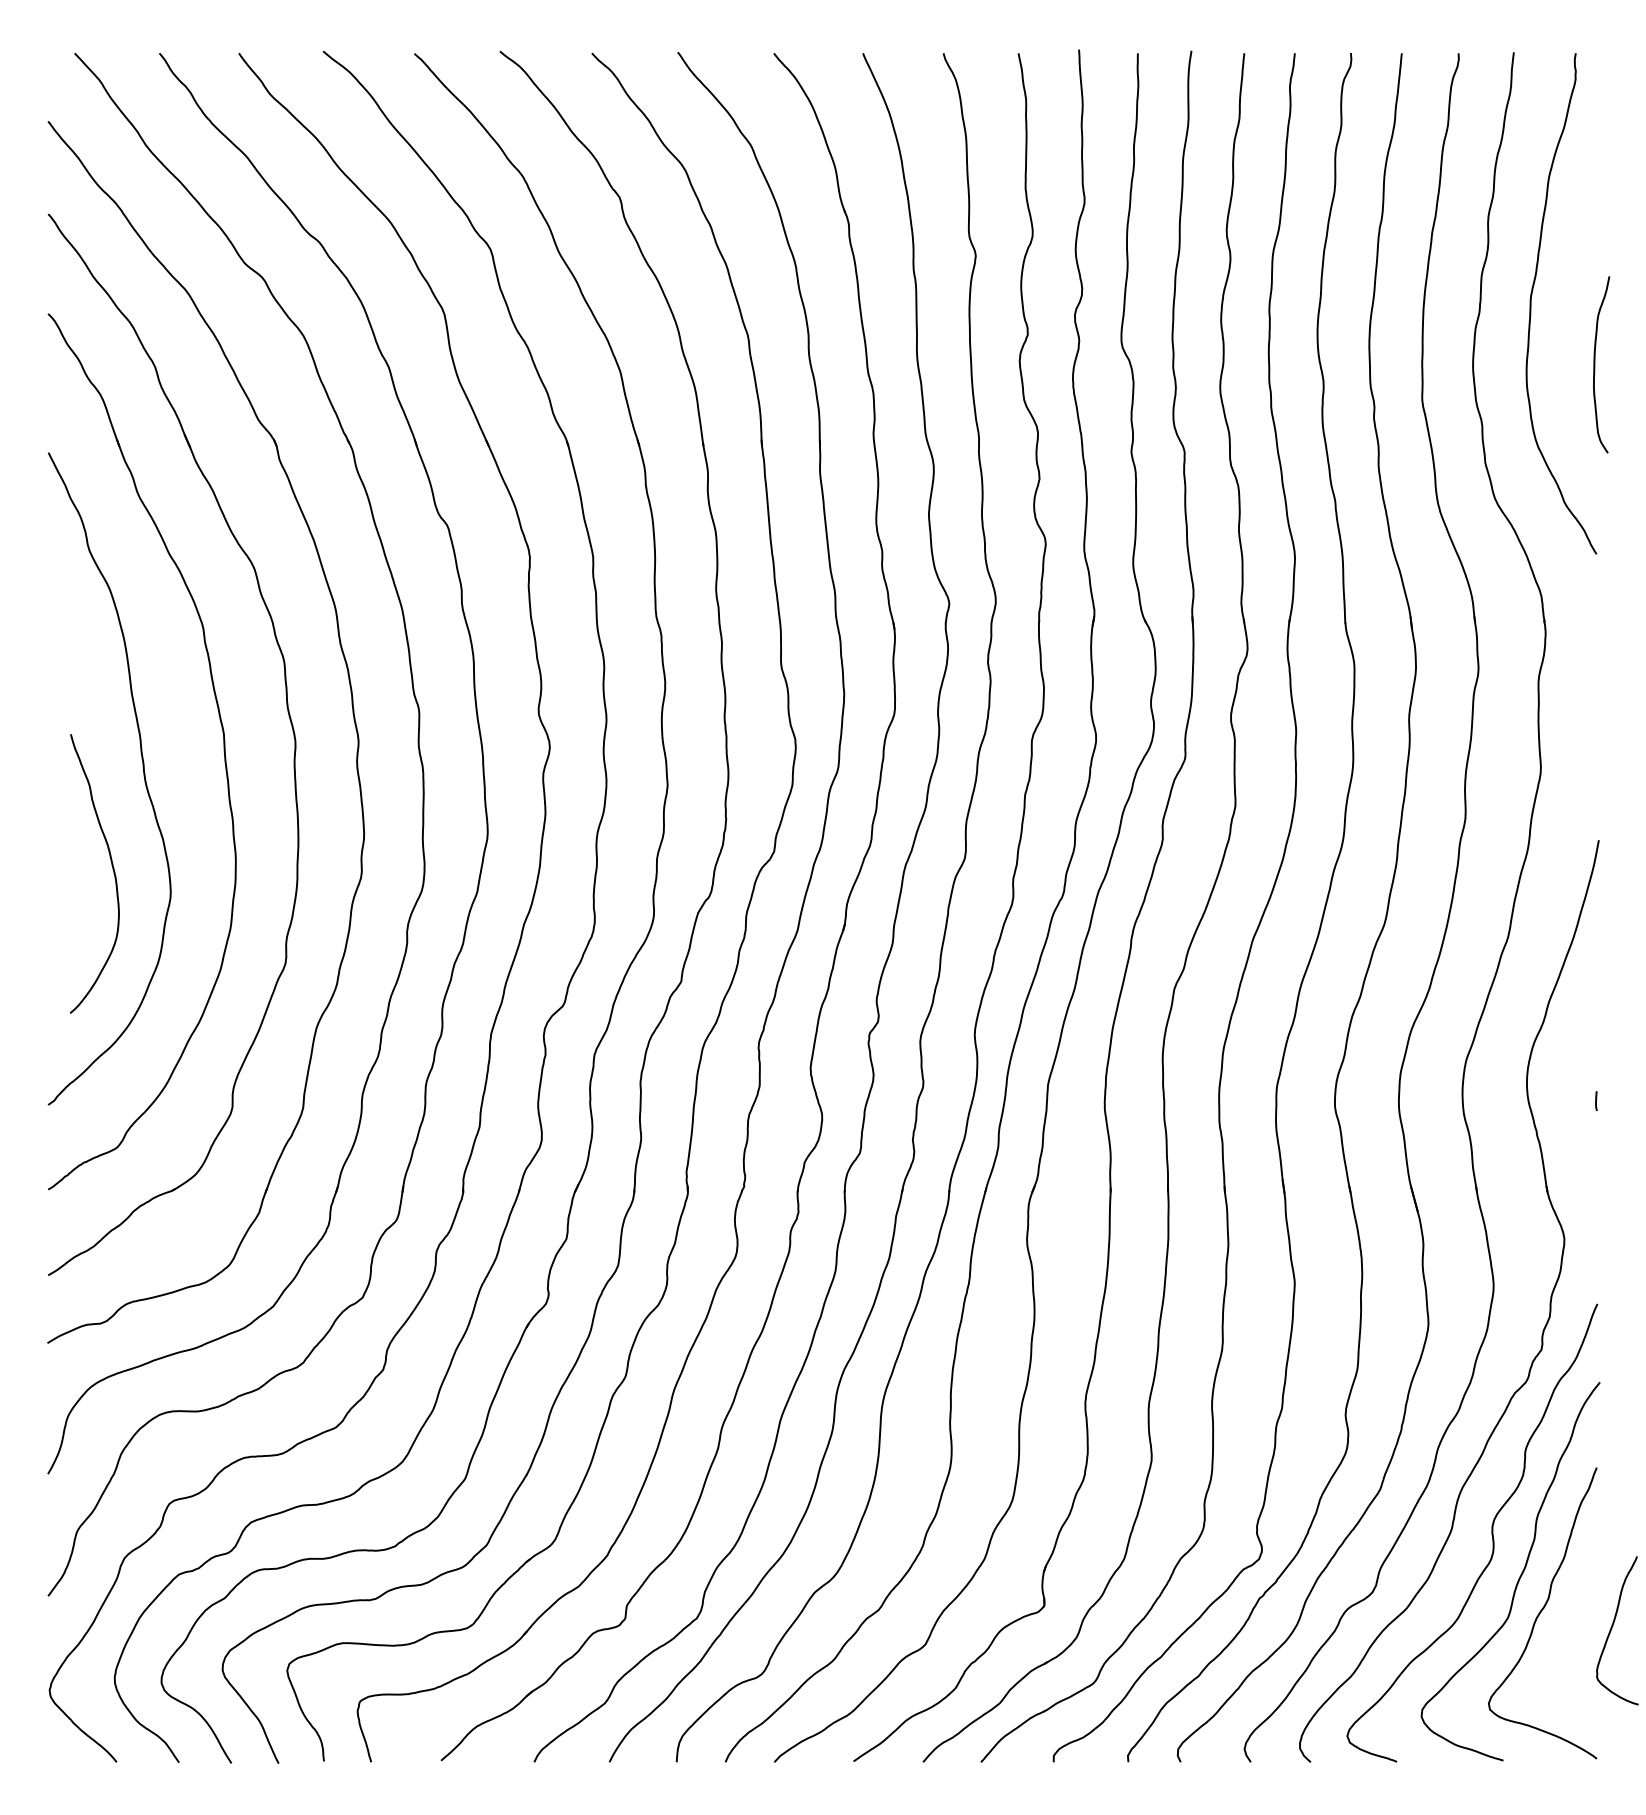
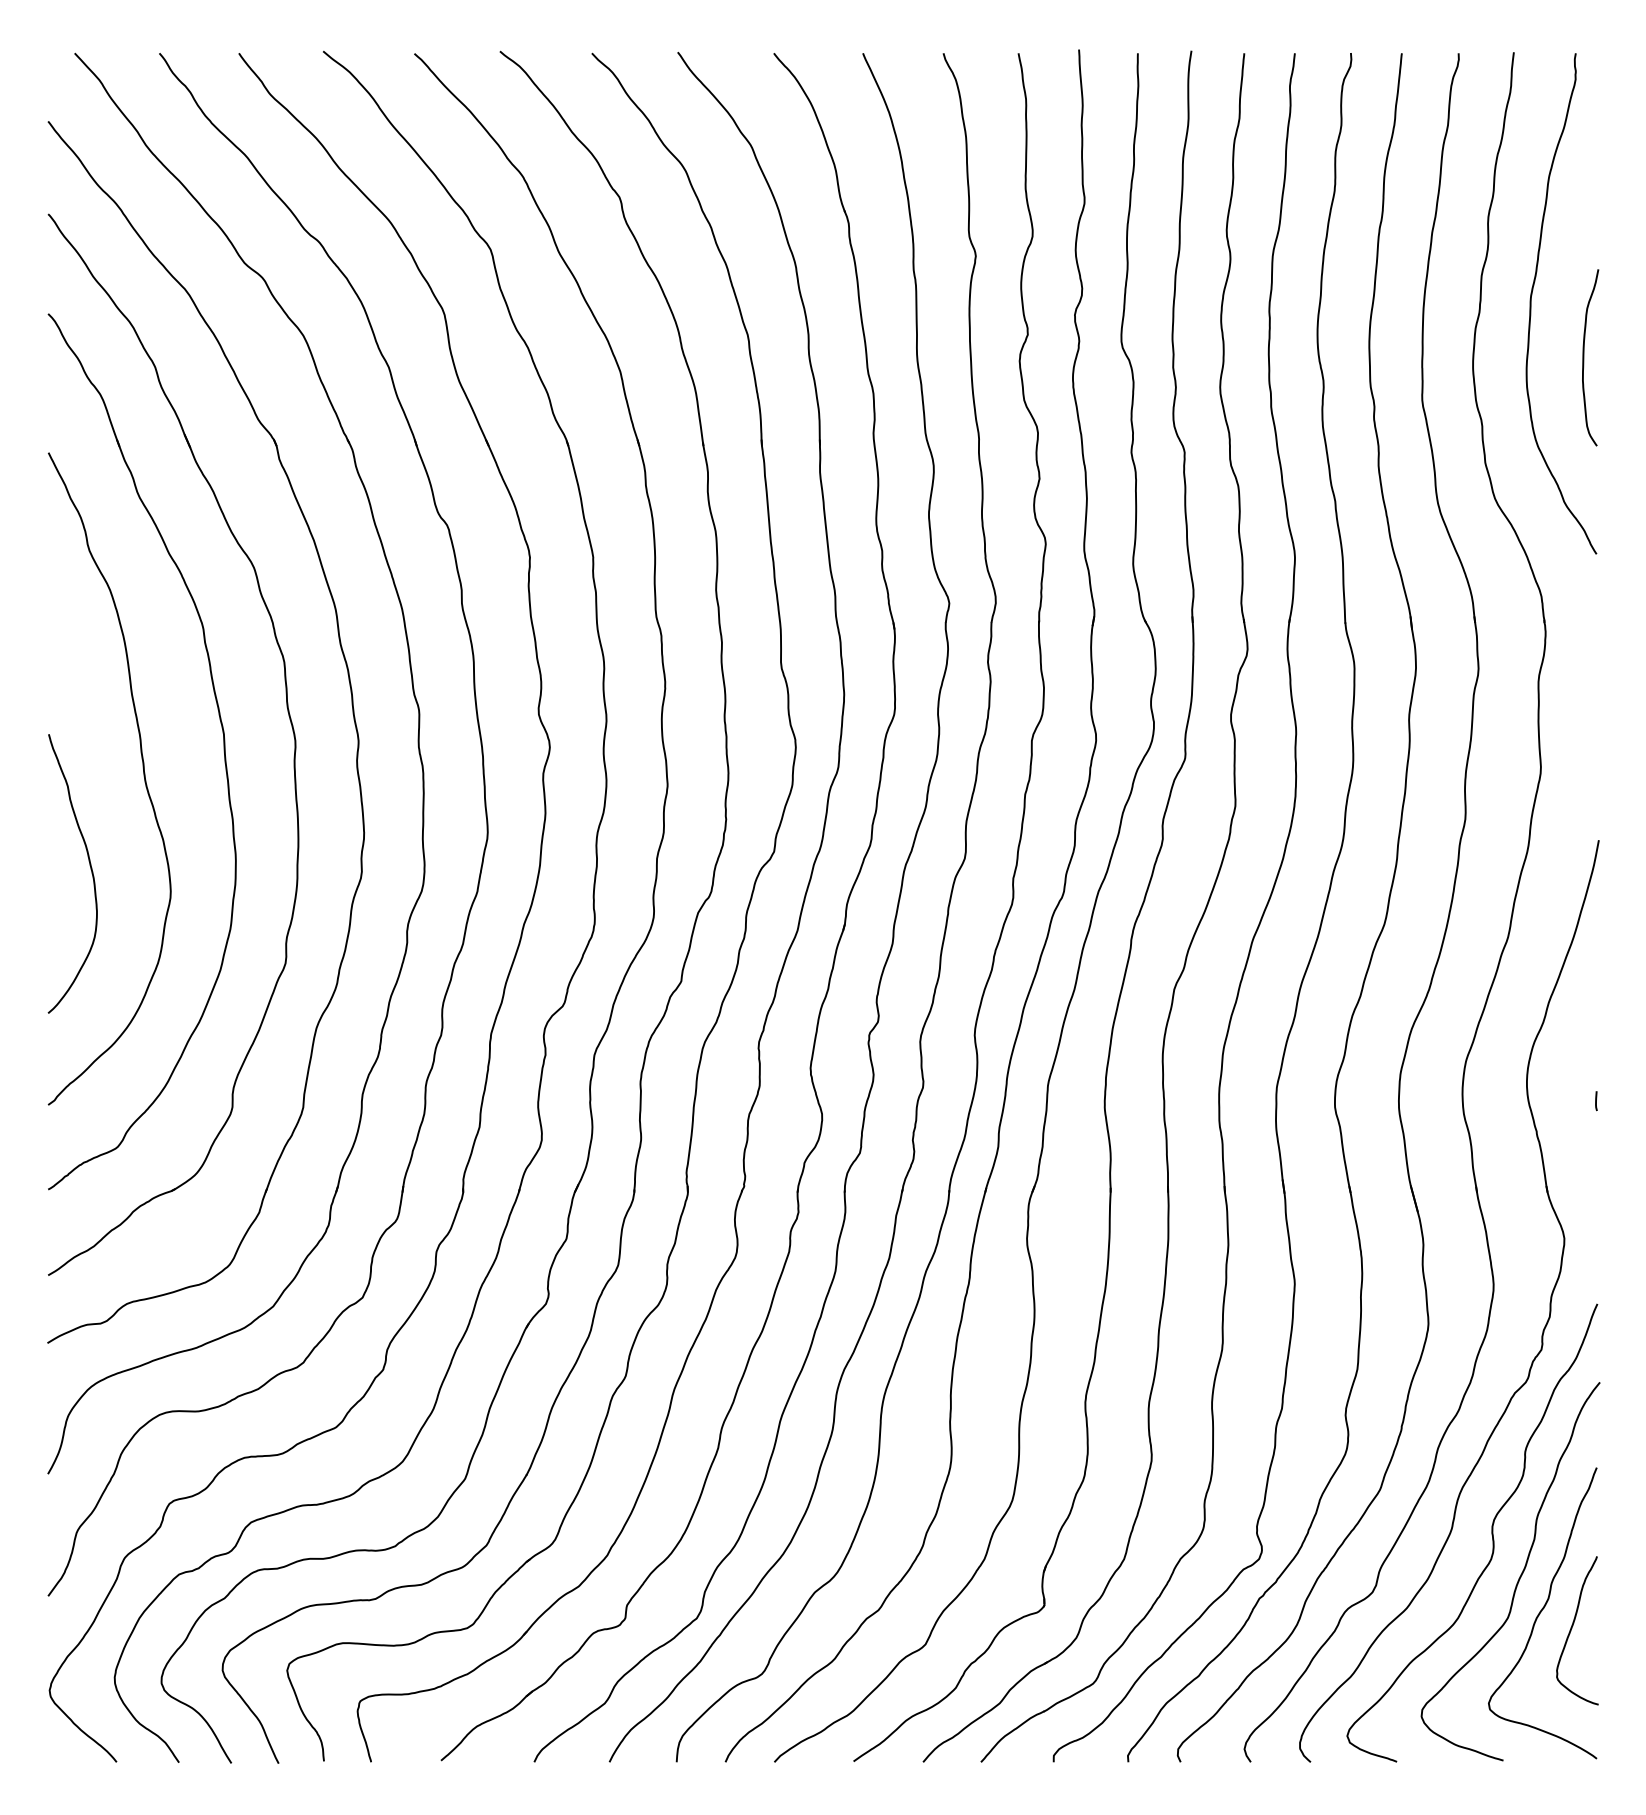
curve position: (1595, 364) -> (1584, 357) (1584, 357)
curve position: (112, 869) -> (90, 869) (90, 869)
curve position: (1612, 1628) -> (1572, 1628) (1572, 1628)
